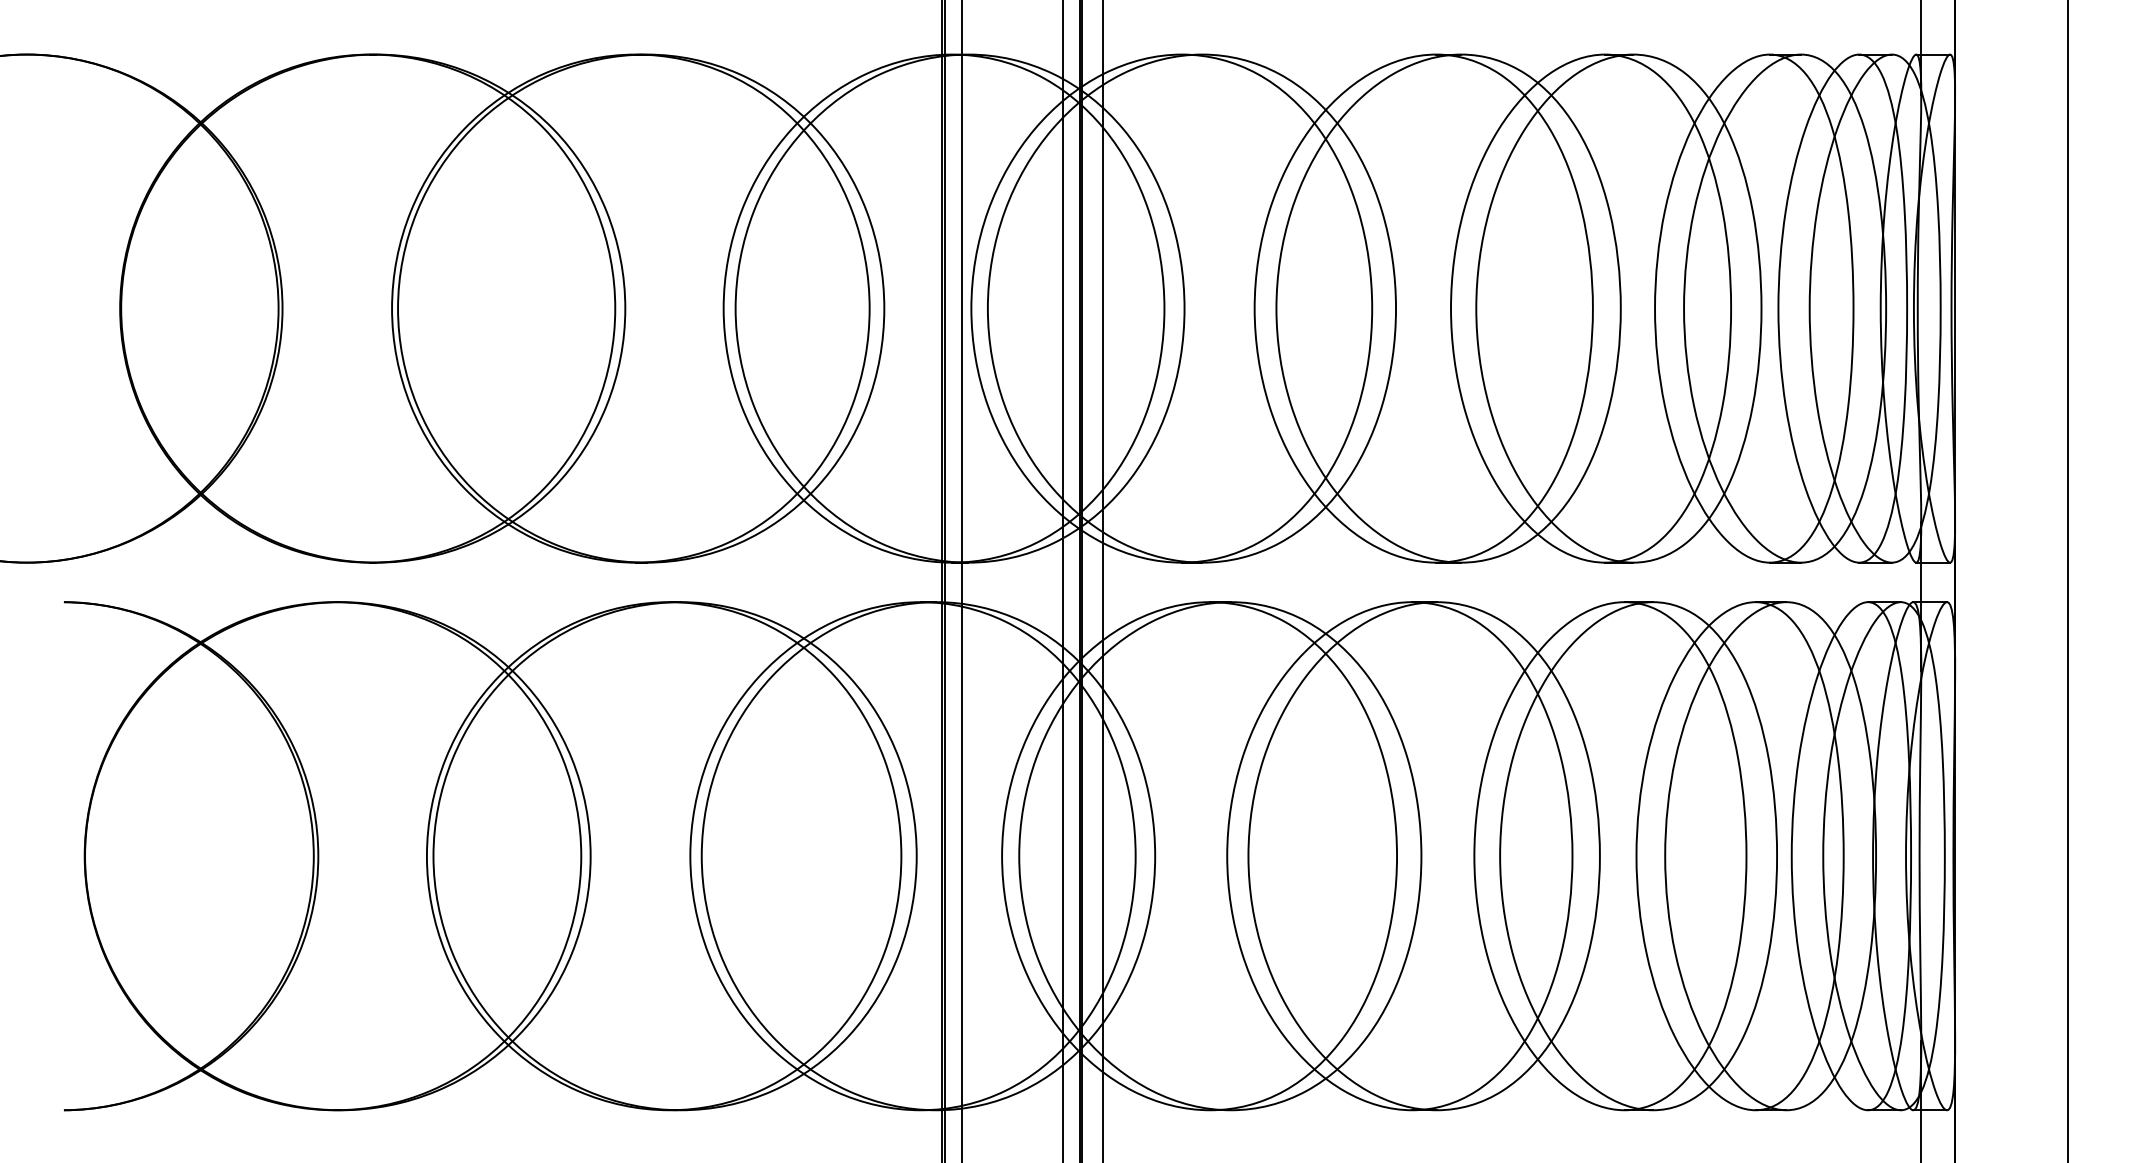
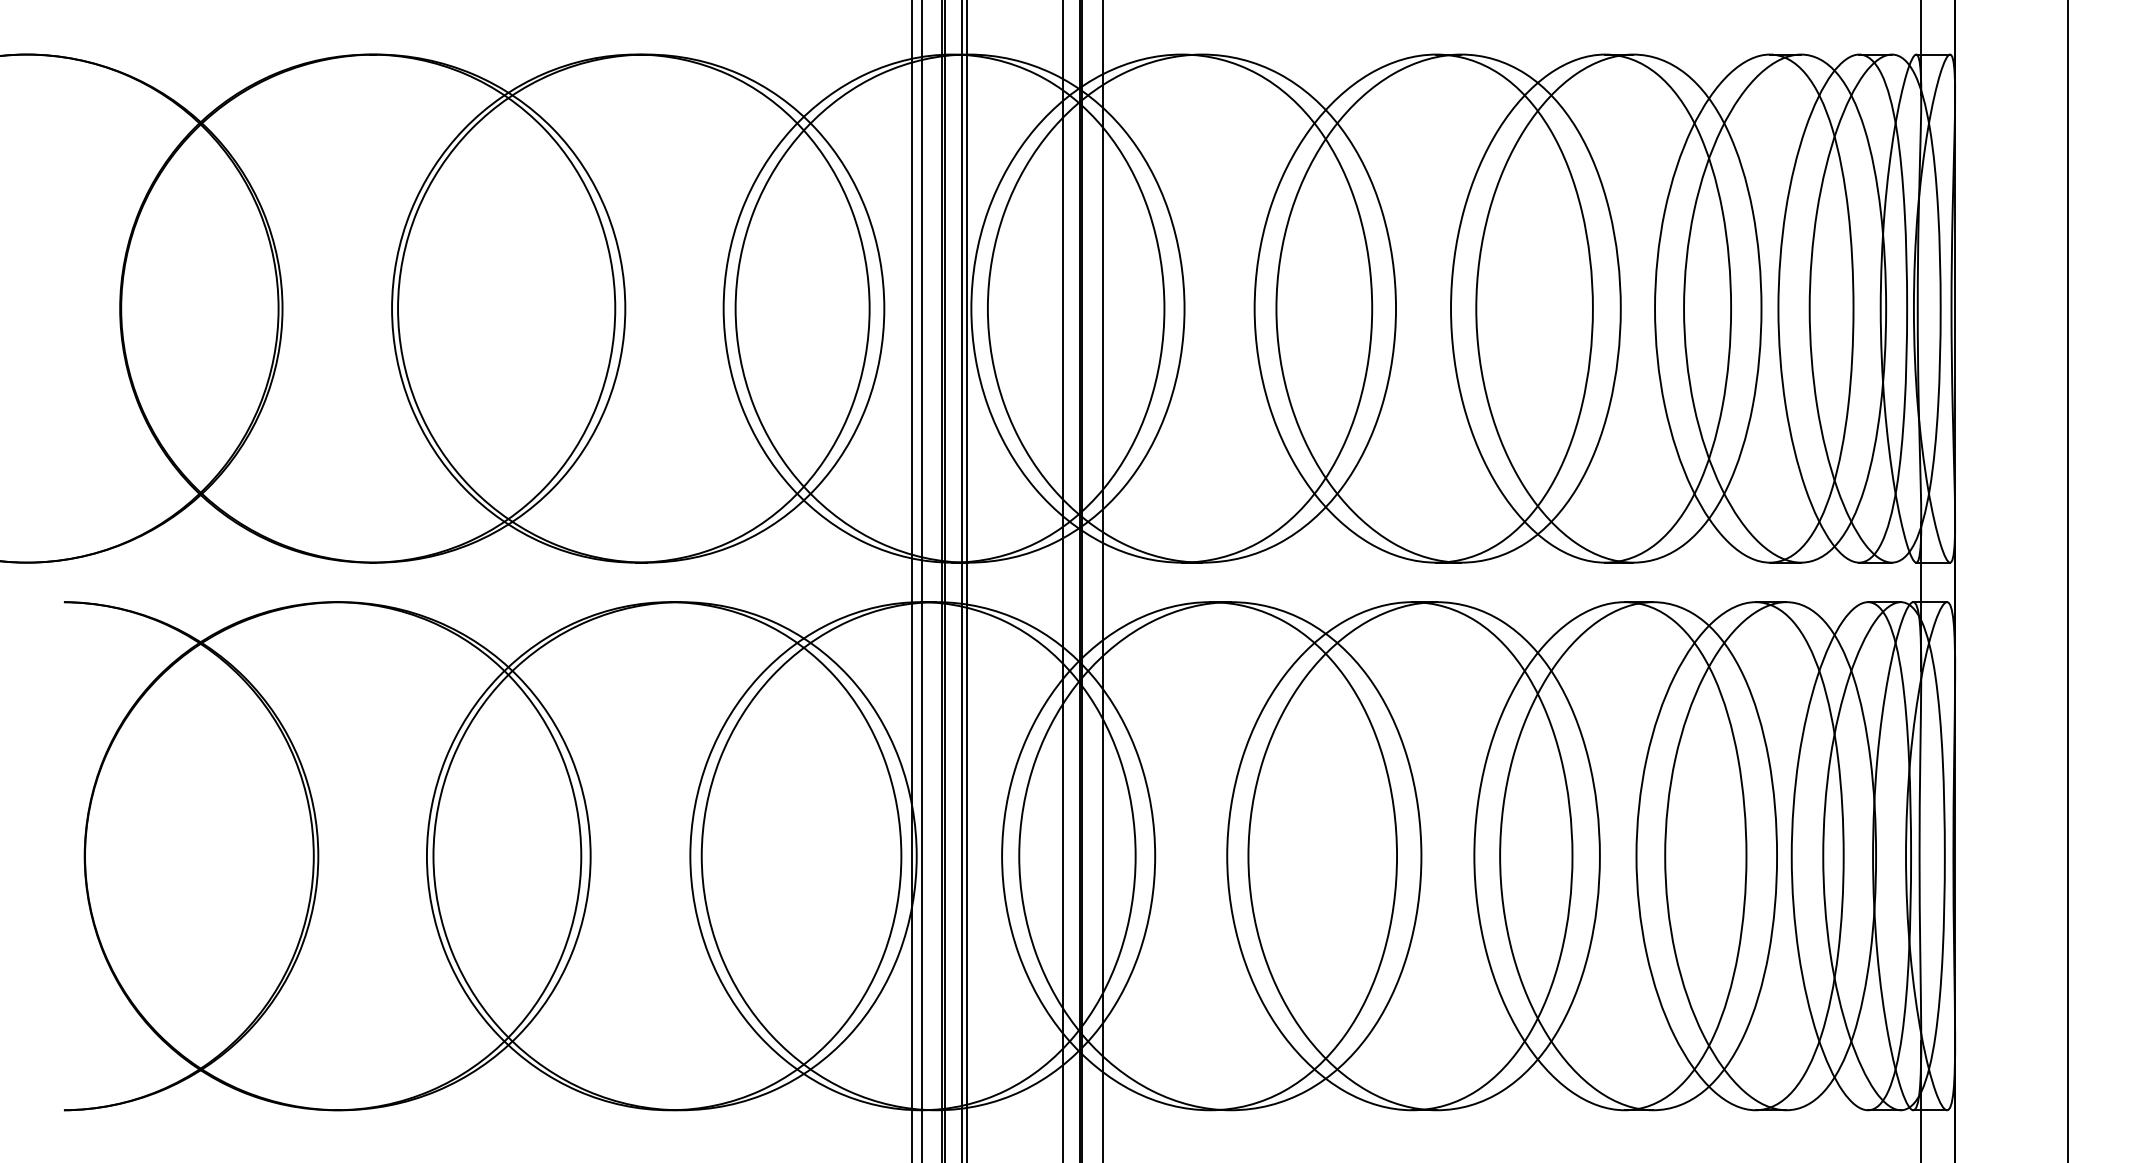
line: none -> present (911, 580)
line: none -> present (922, 580)
line: none -> present (967, 580)
